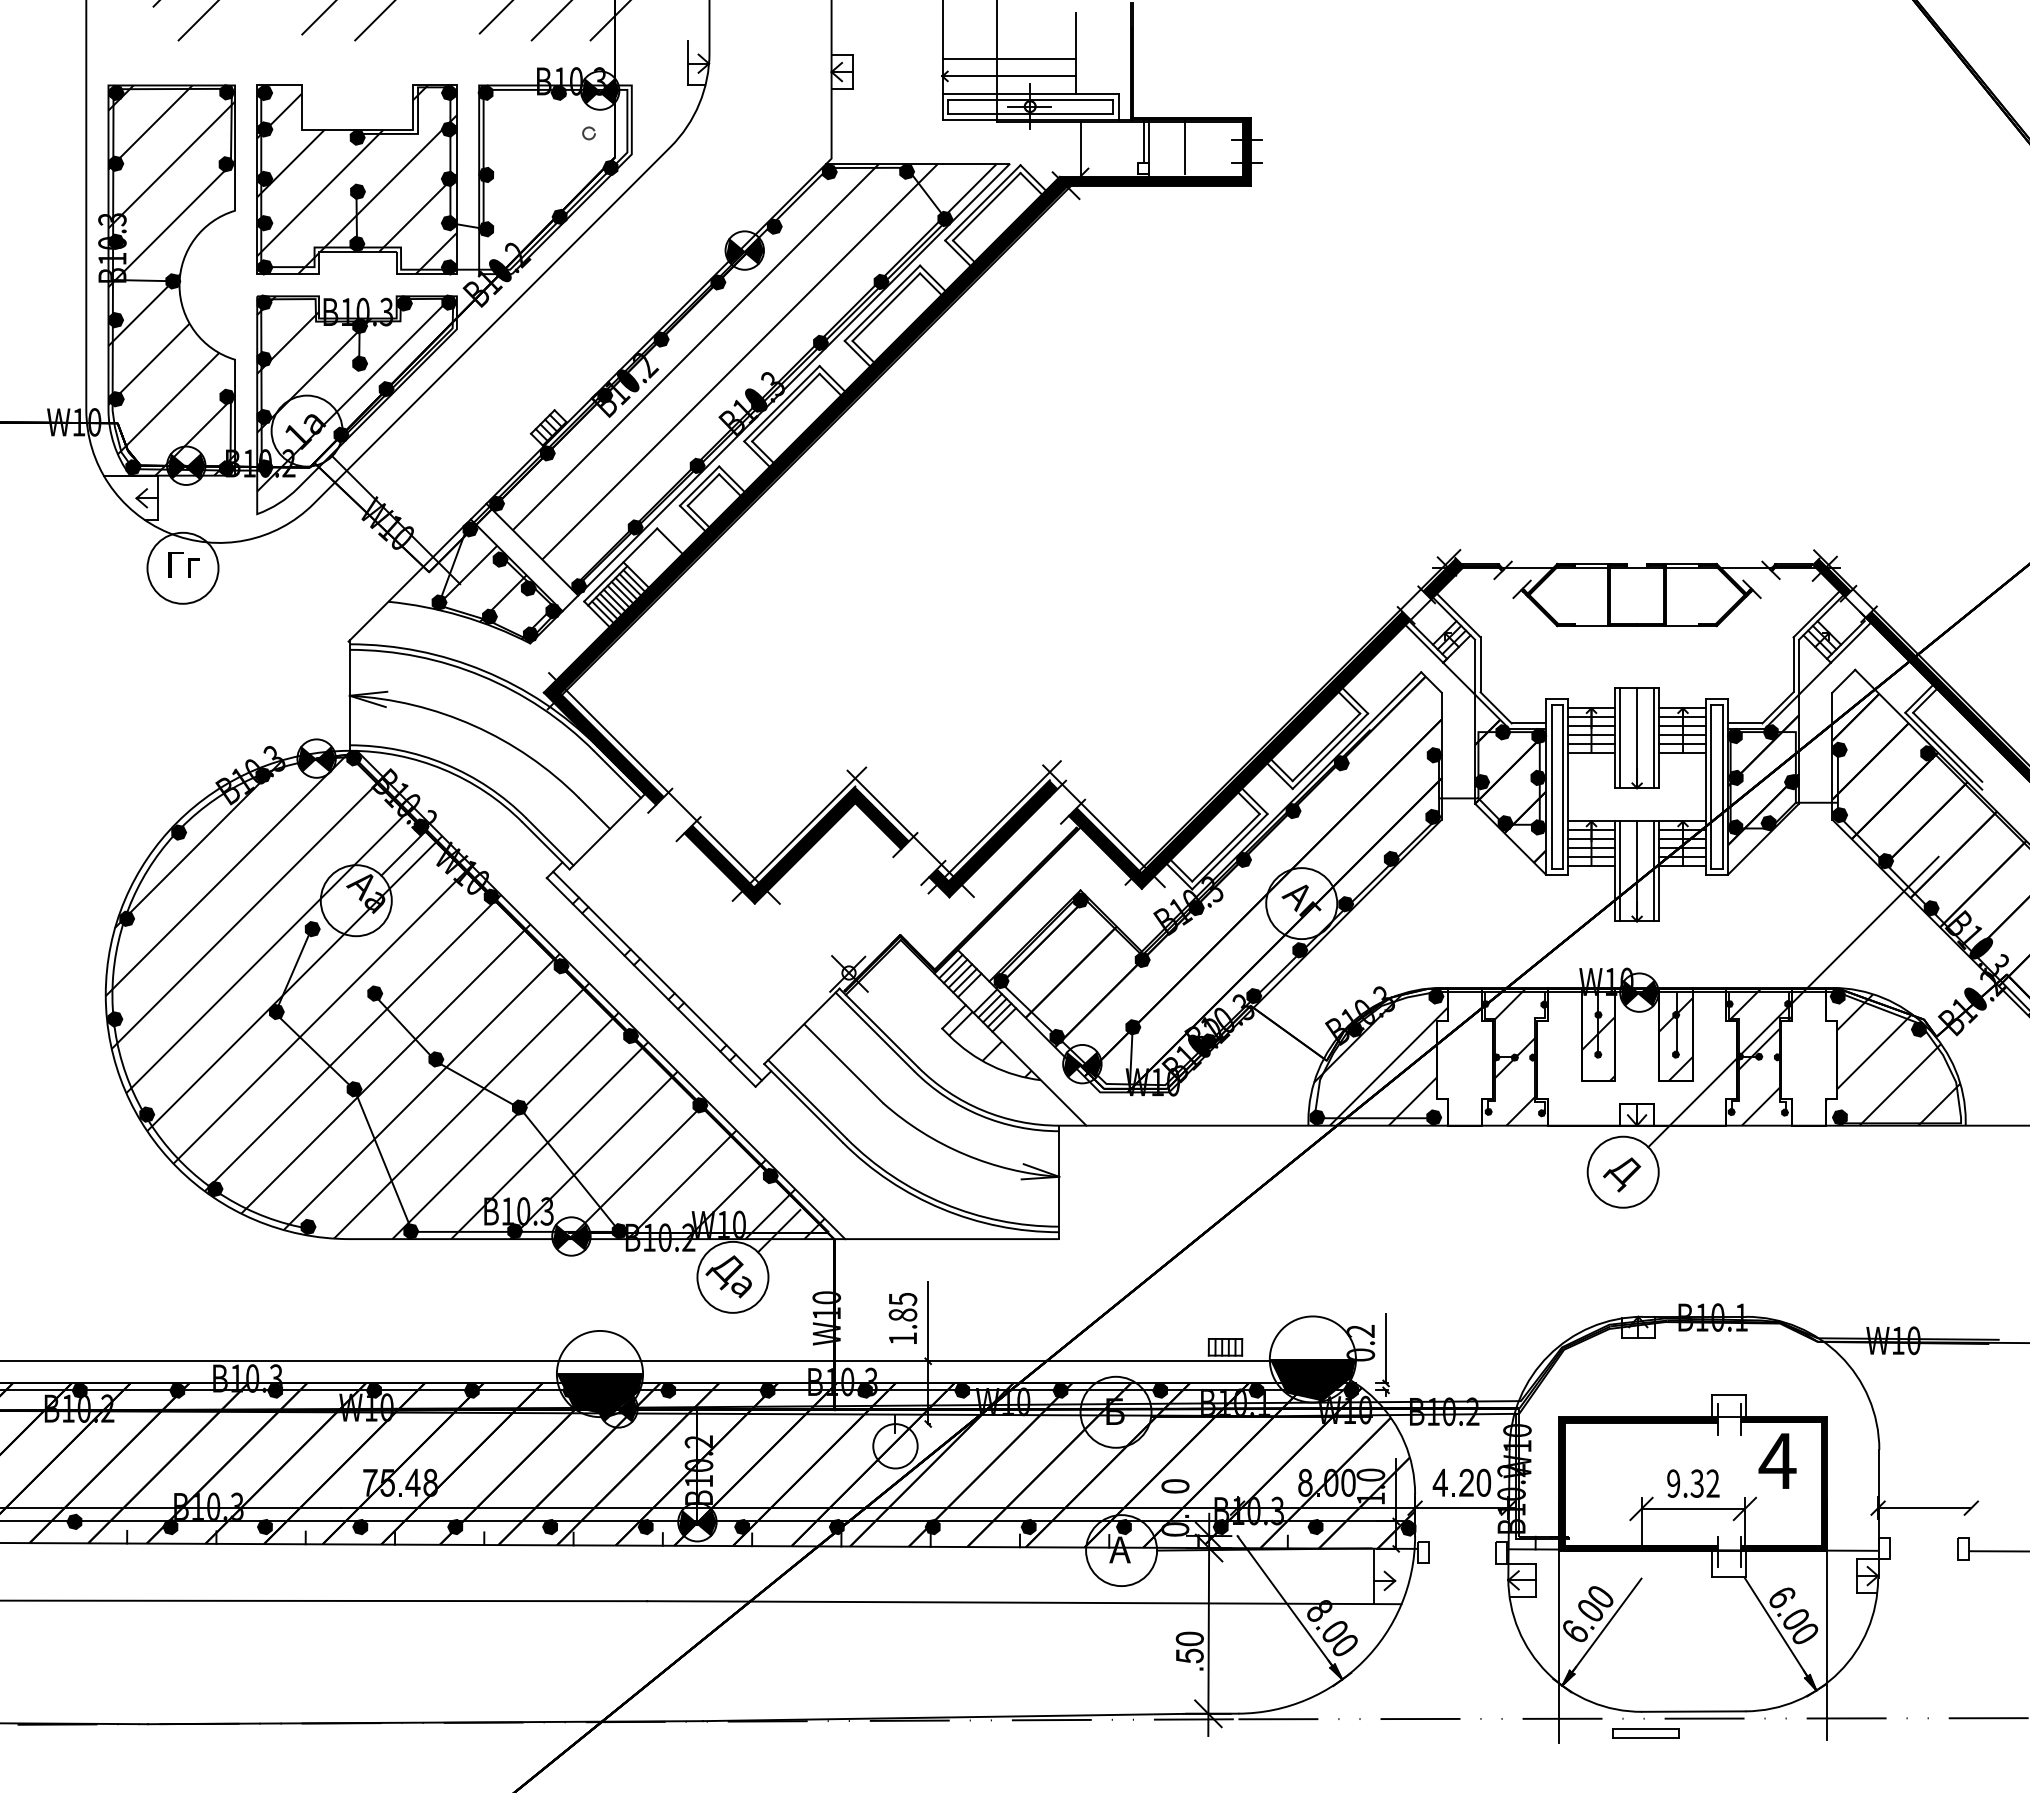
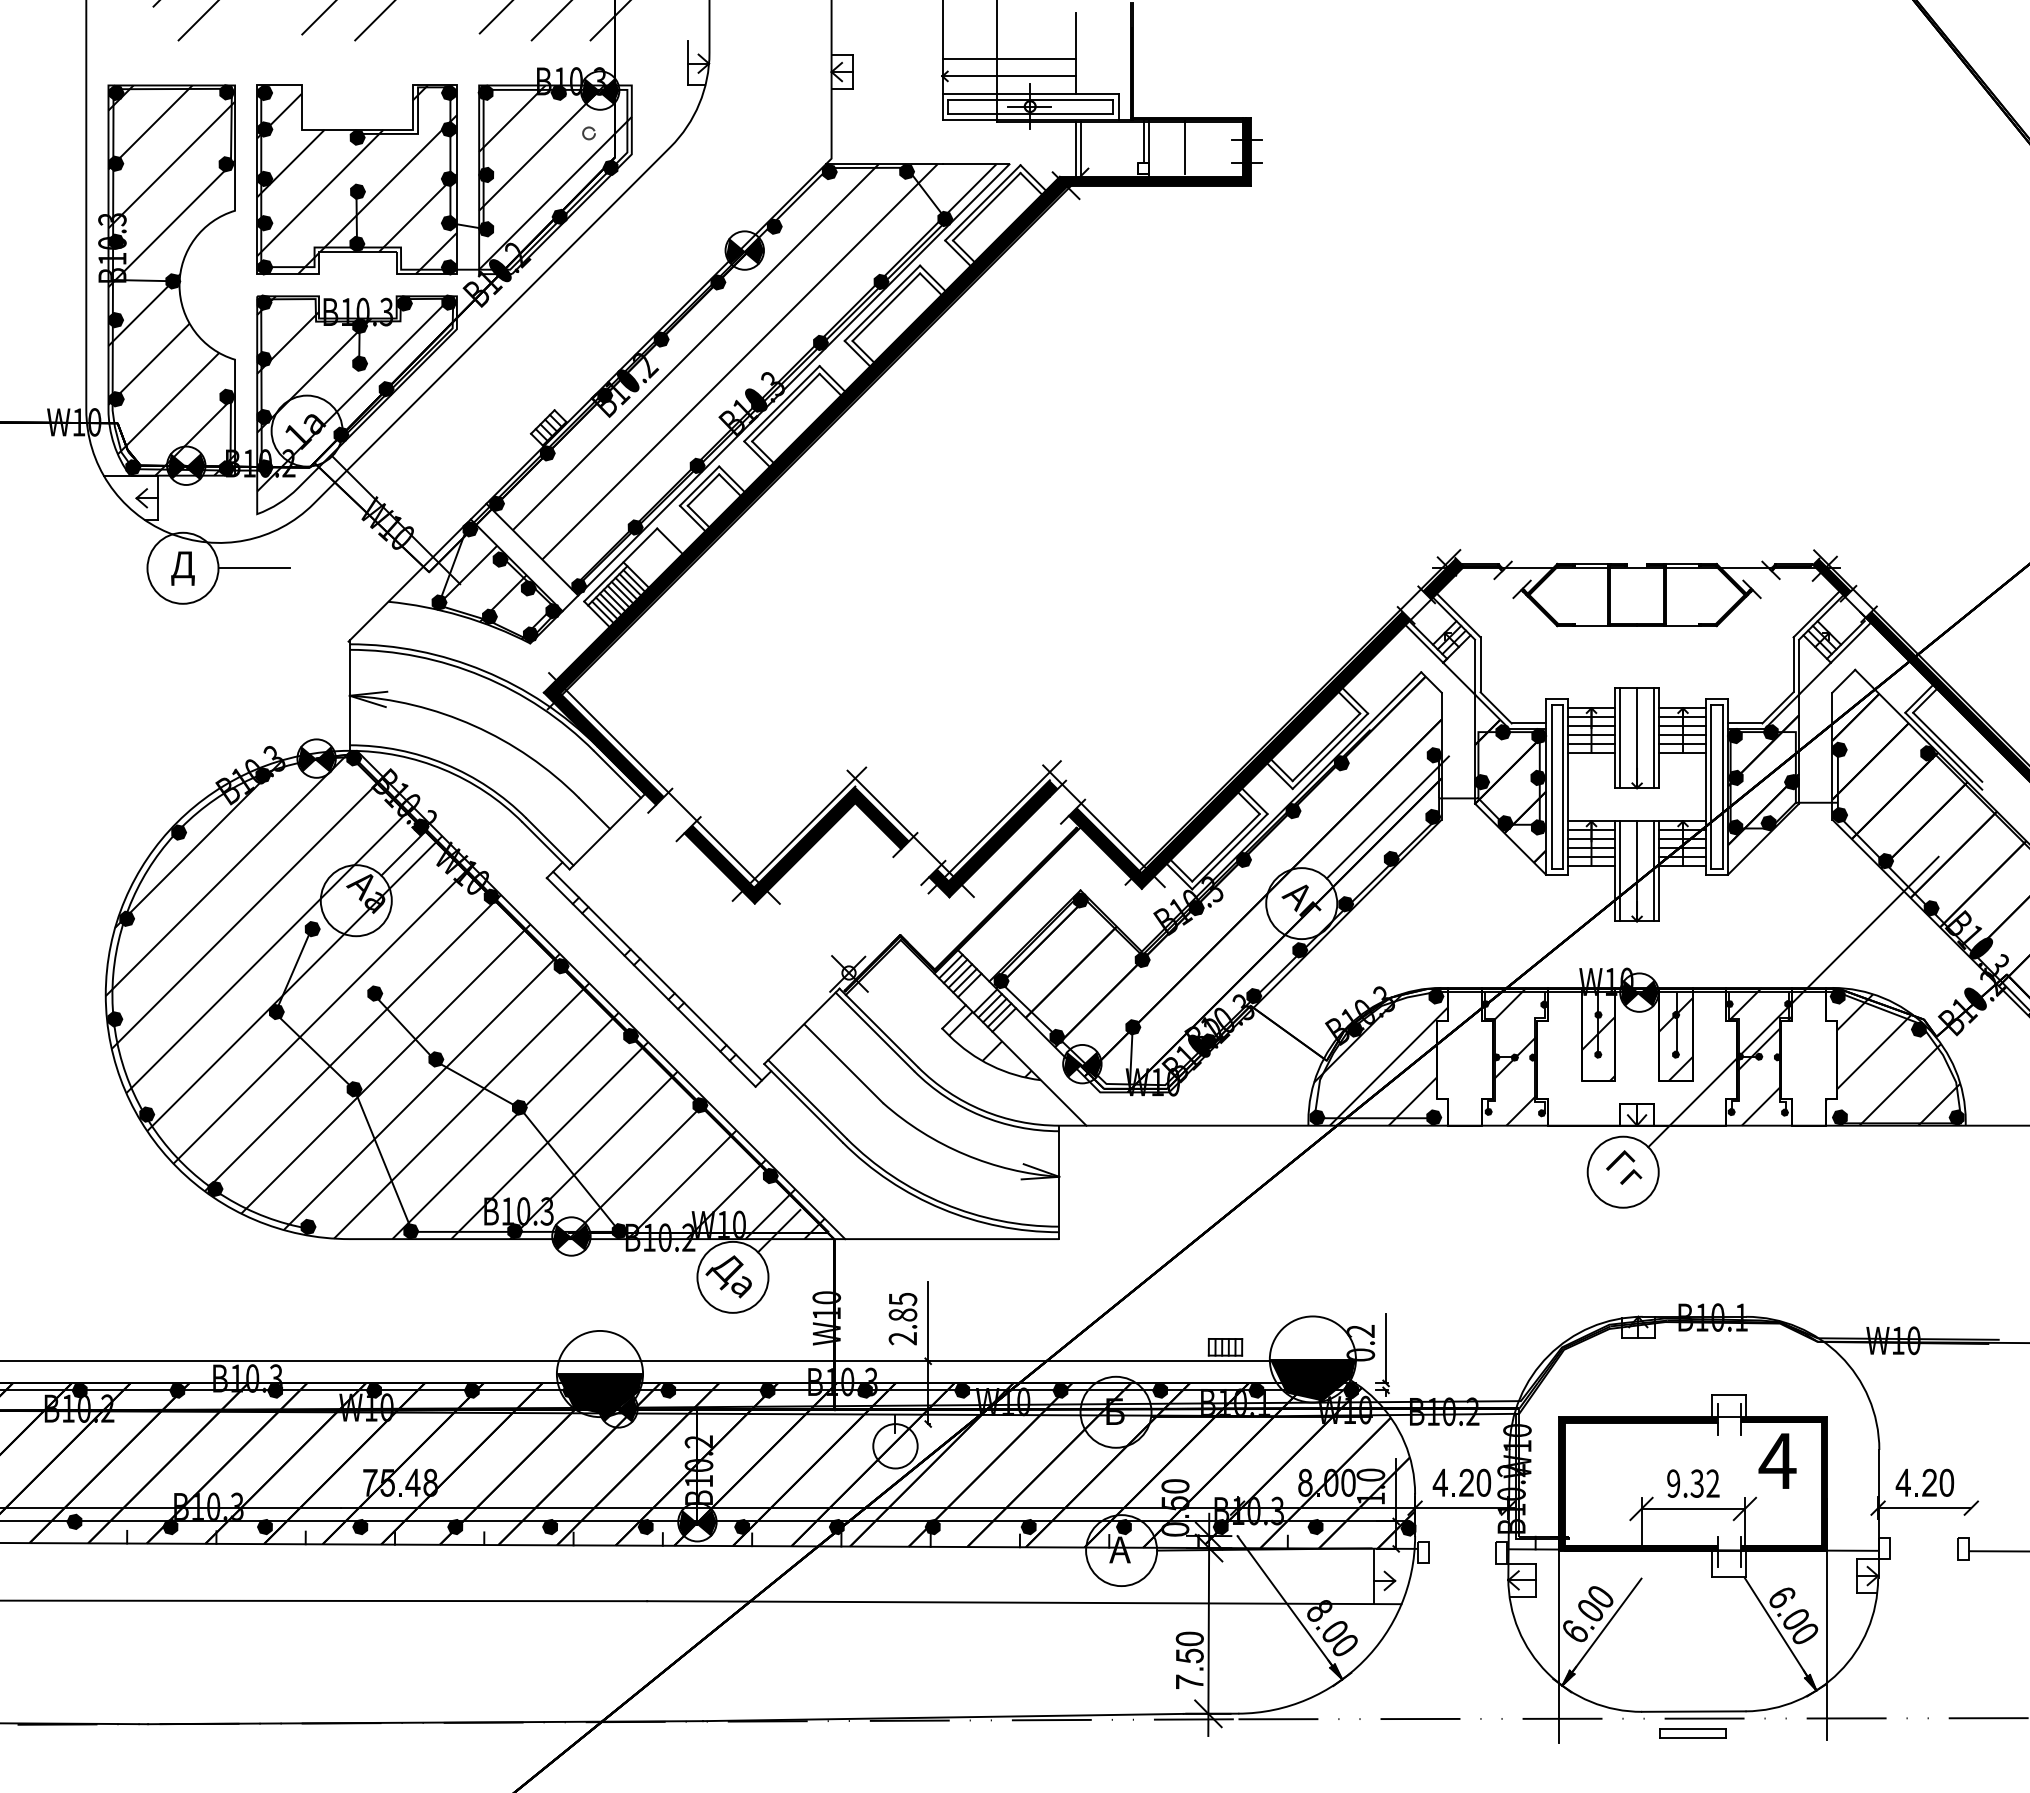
line: none -> present (1075, 149)
hatch: none -> present (555, 177)
text: Гг -> Д (183, 568)
line: none -> present (253, 568)
line: none -> present (1387, 817)
fill: none -> present (1956, 1117)
text: Д -> Гг (1622, 1171)
text: 1.85 -> 2.85 (902, 1338)
part: none -> present (1924, 1482)
fill: none -> present (1175, 1503)
fill: none -> present (1189, 1681)
part position: (1645, 1733) -> (1692, 1733) (1692, 1733)
